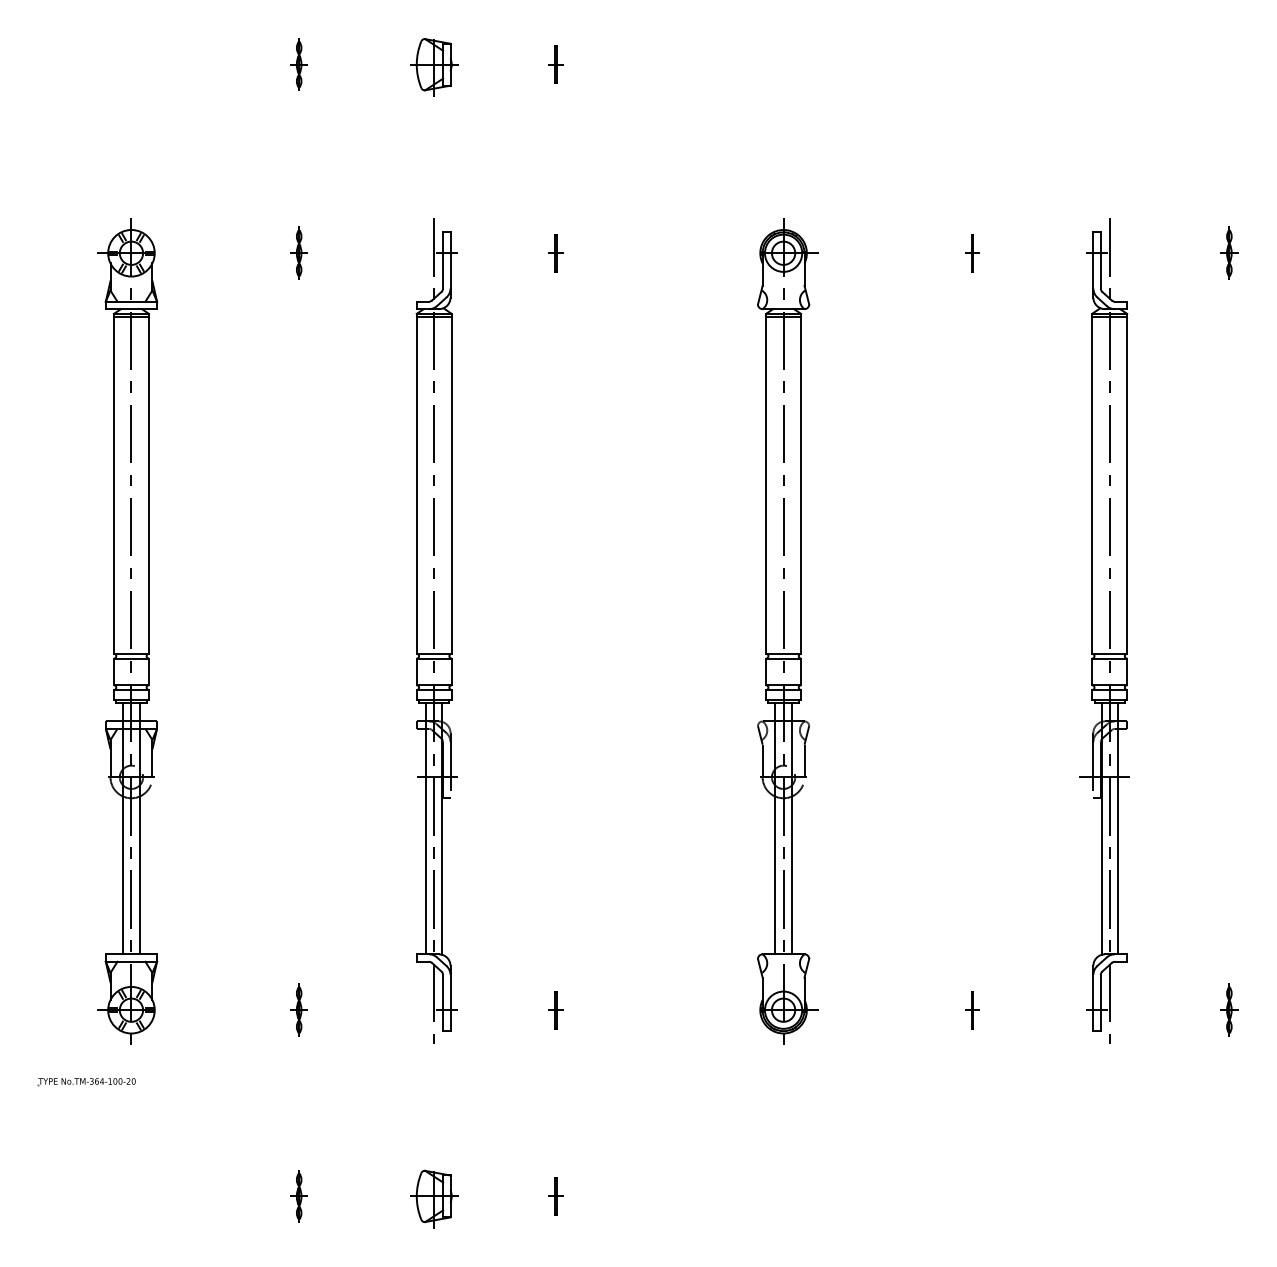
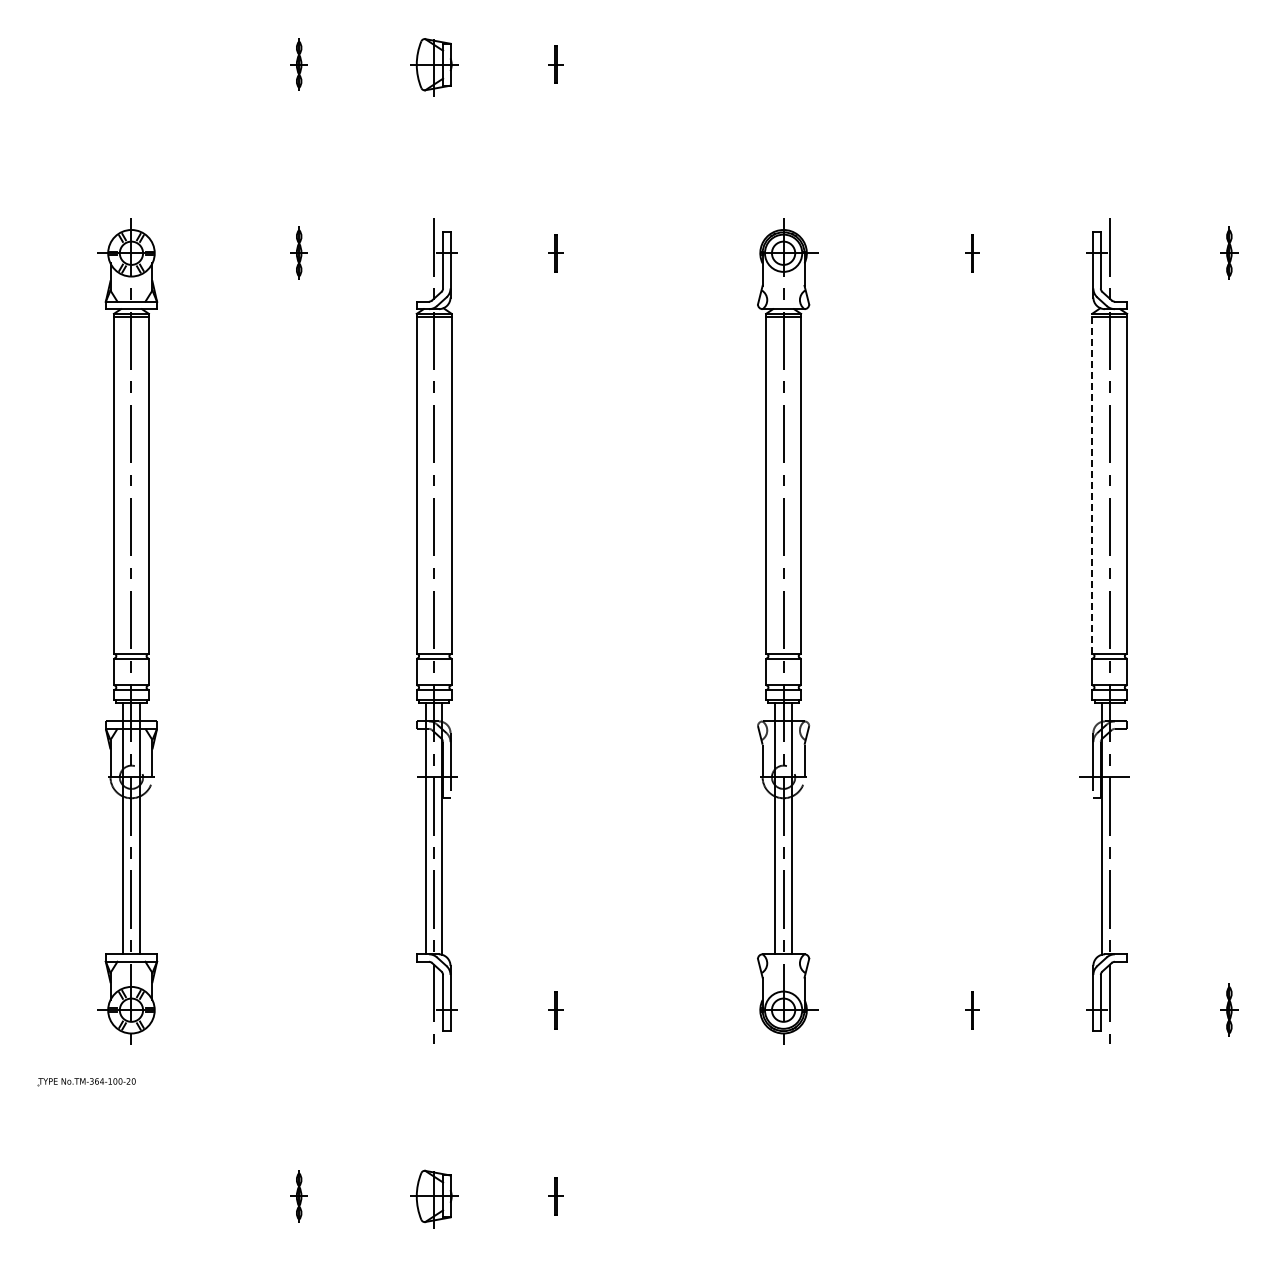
line: solid -> dashed (1092, 483)
line: present -> none (1117, 828)
part: present -> none (298, 1009)
